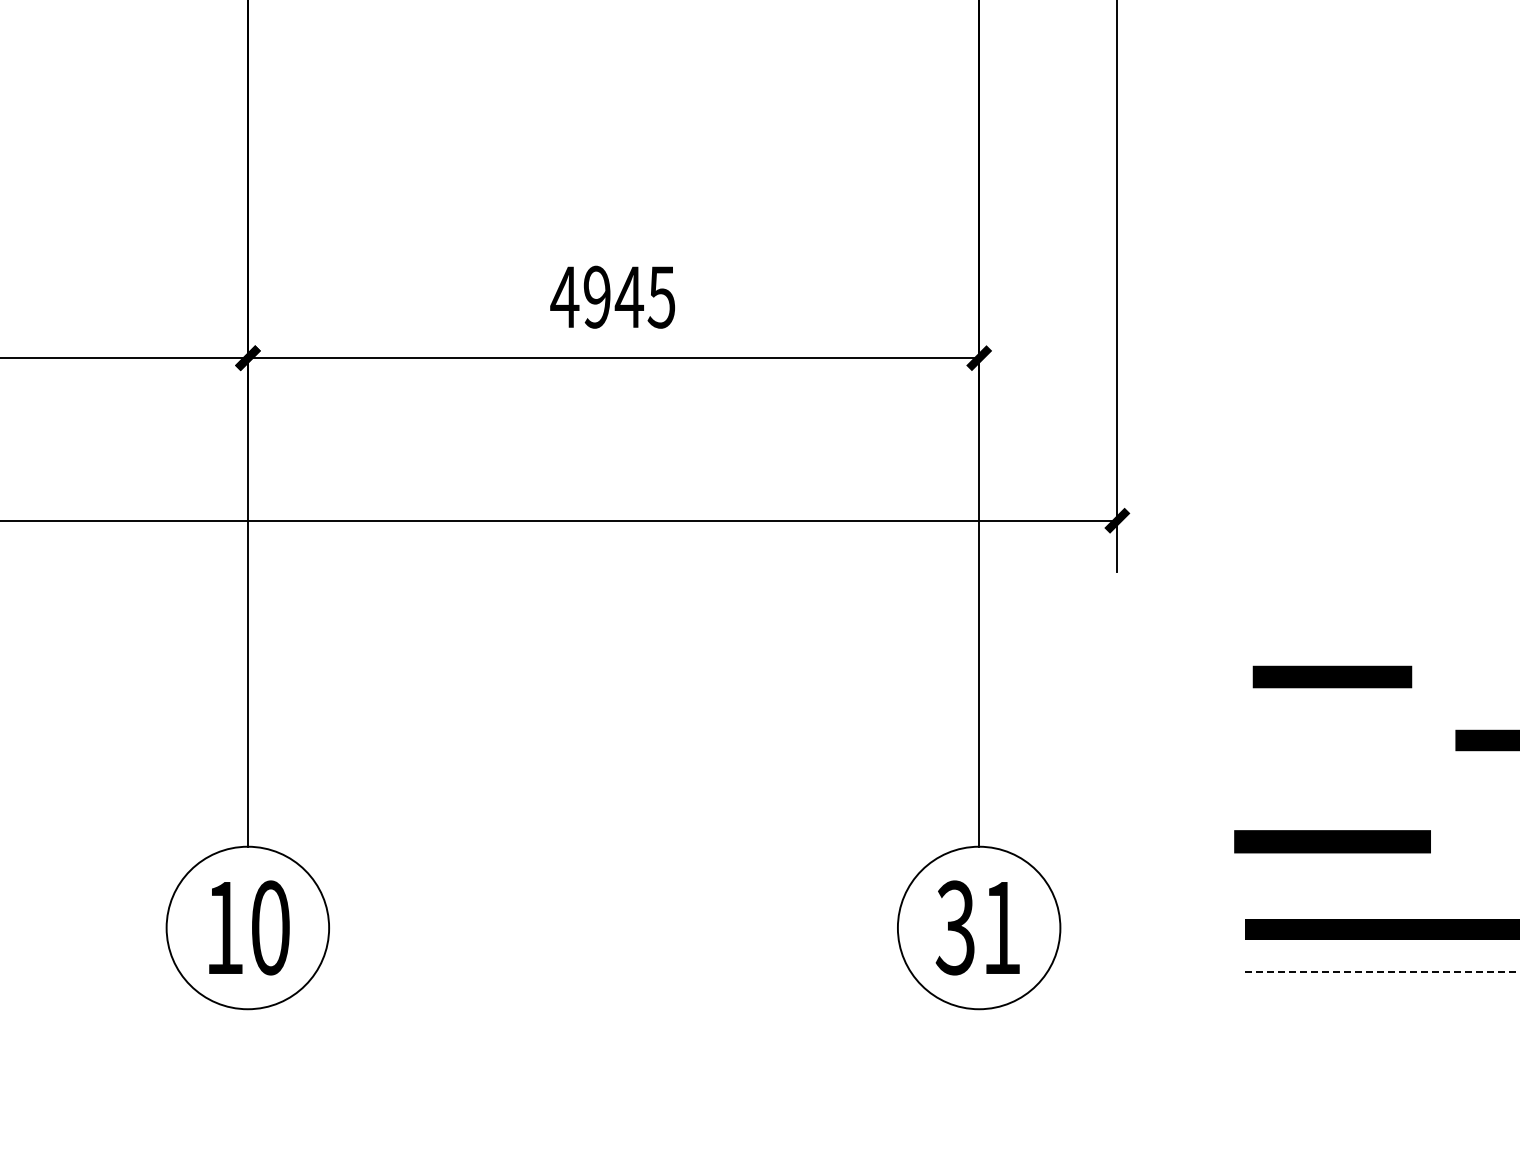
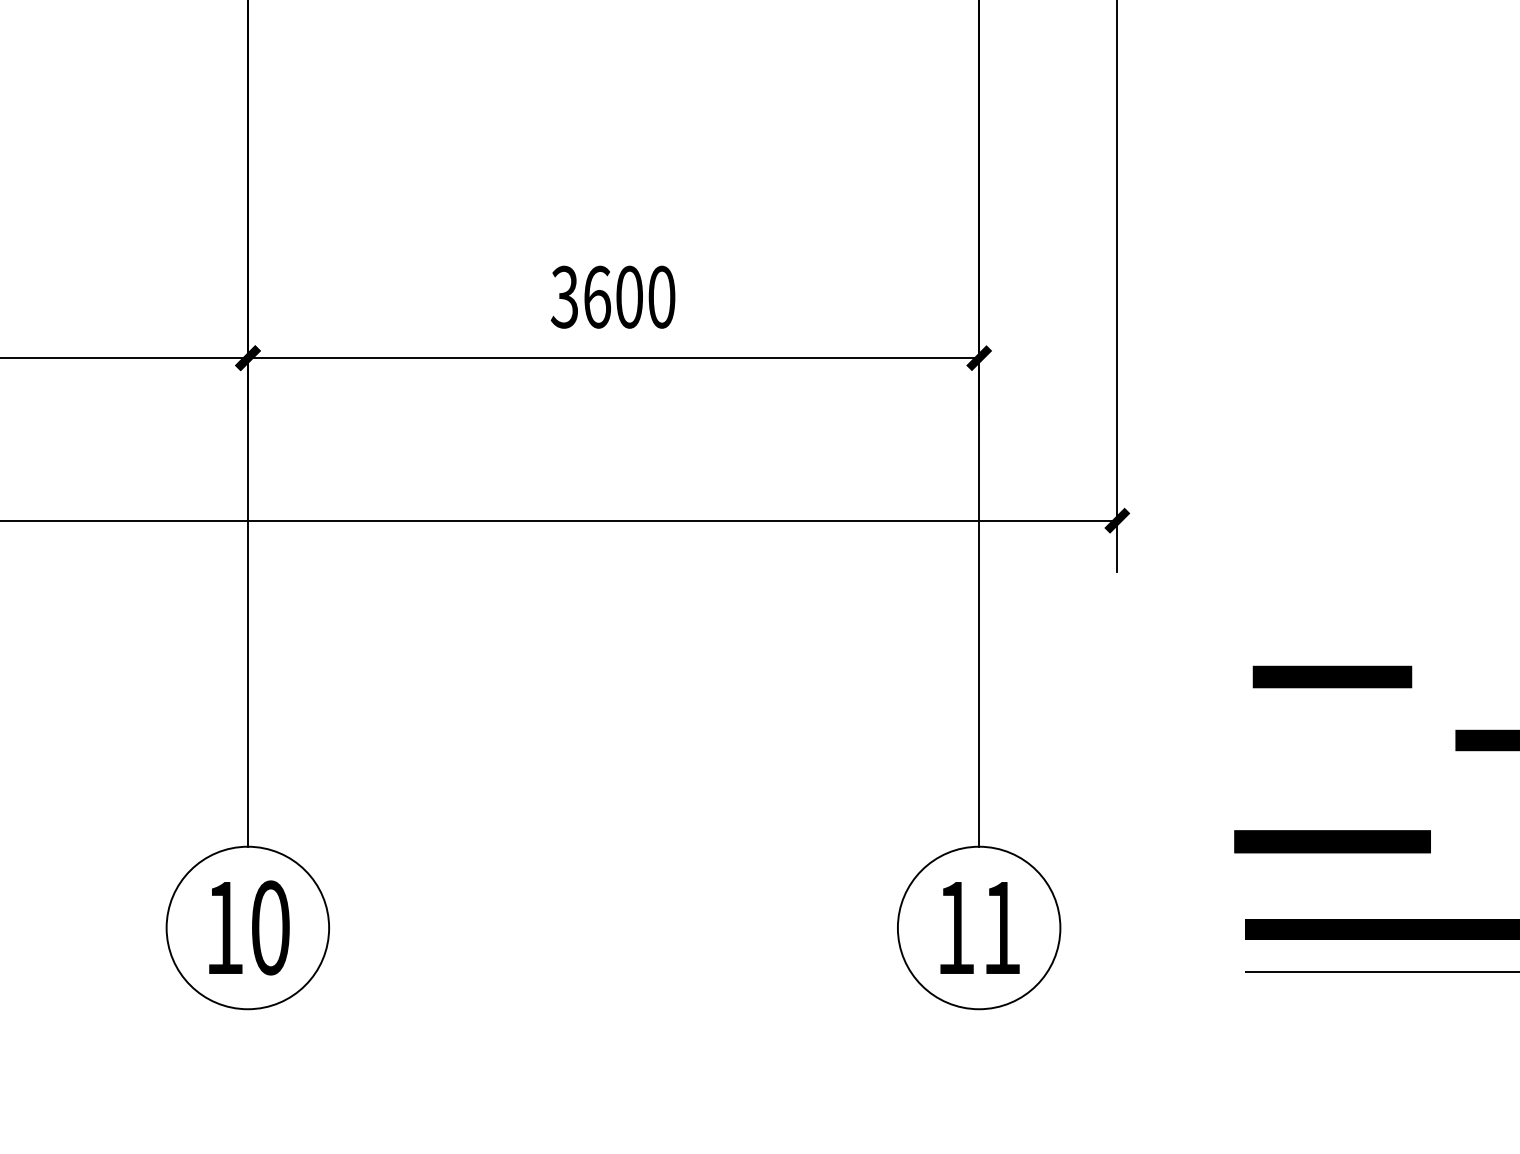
text: 4945 -> 3600 (612, 296)
text: 31 -> 11 (954, 927)
line: dashed -> solid (1382, 972)
